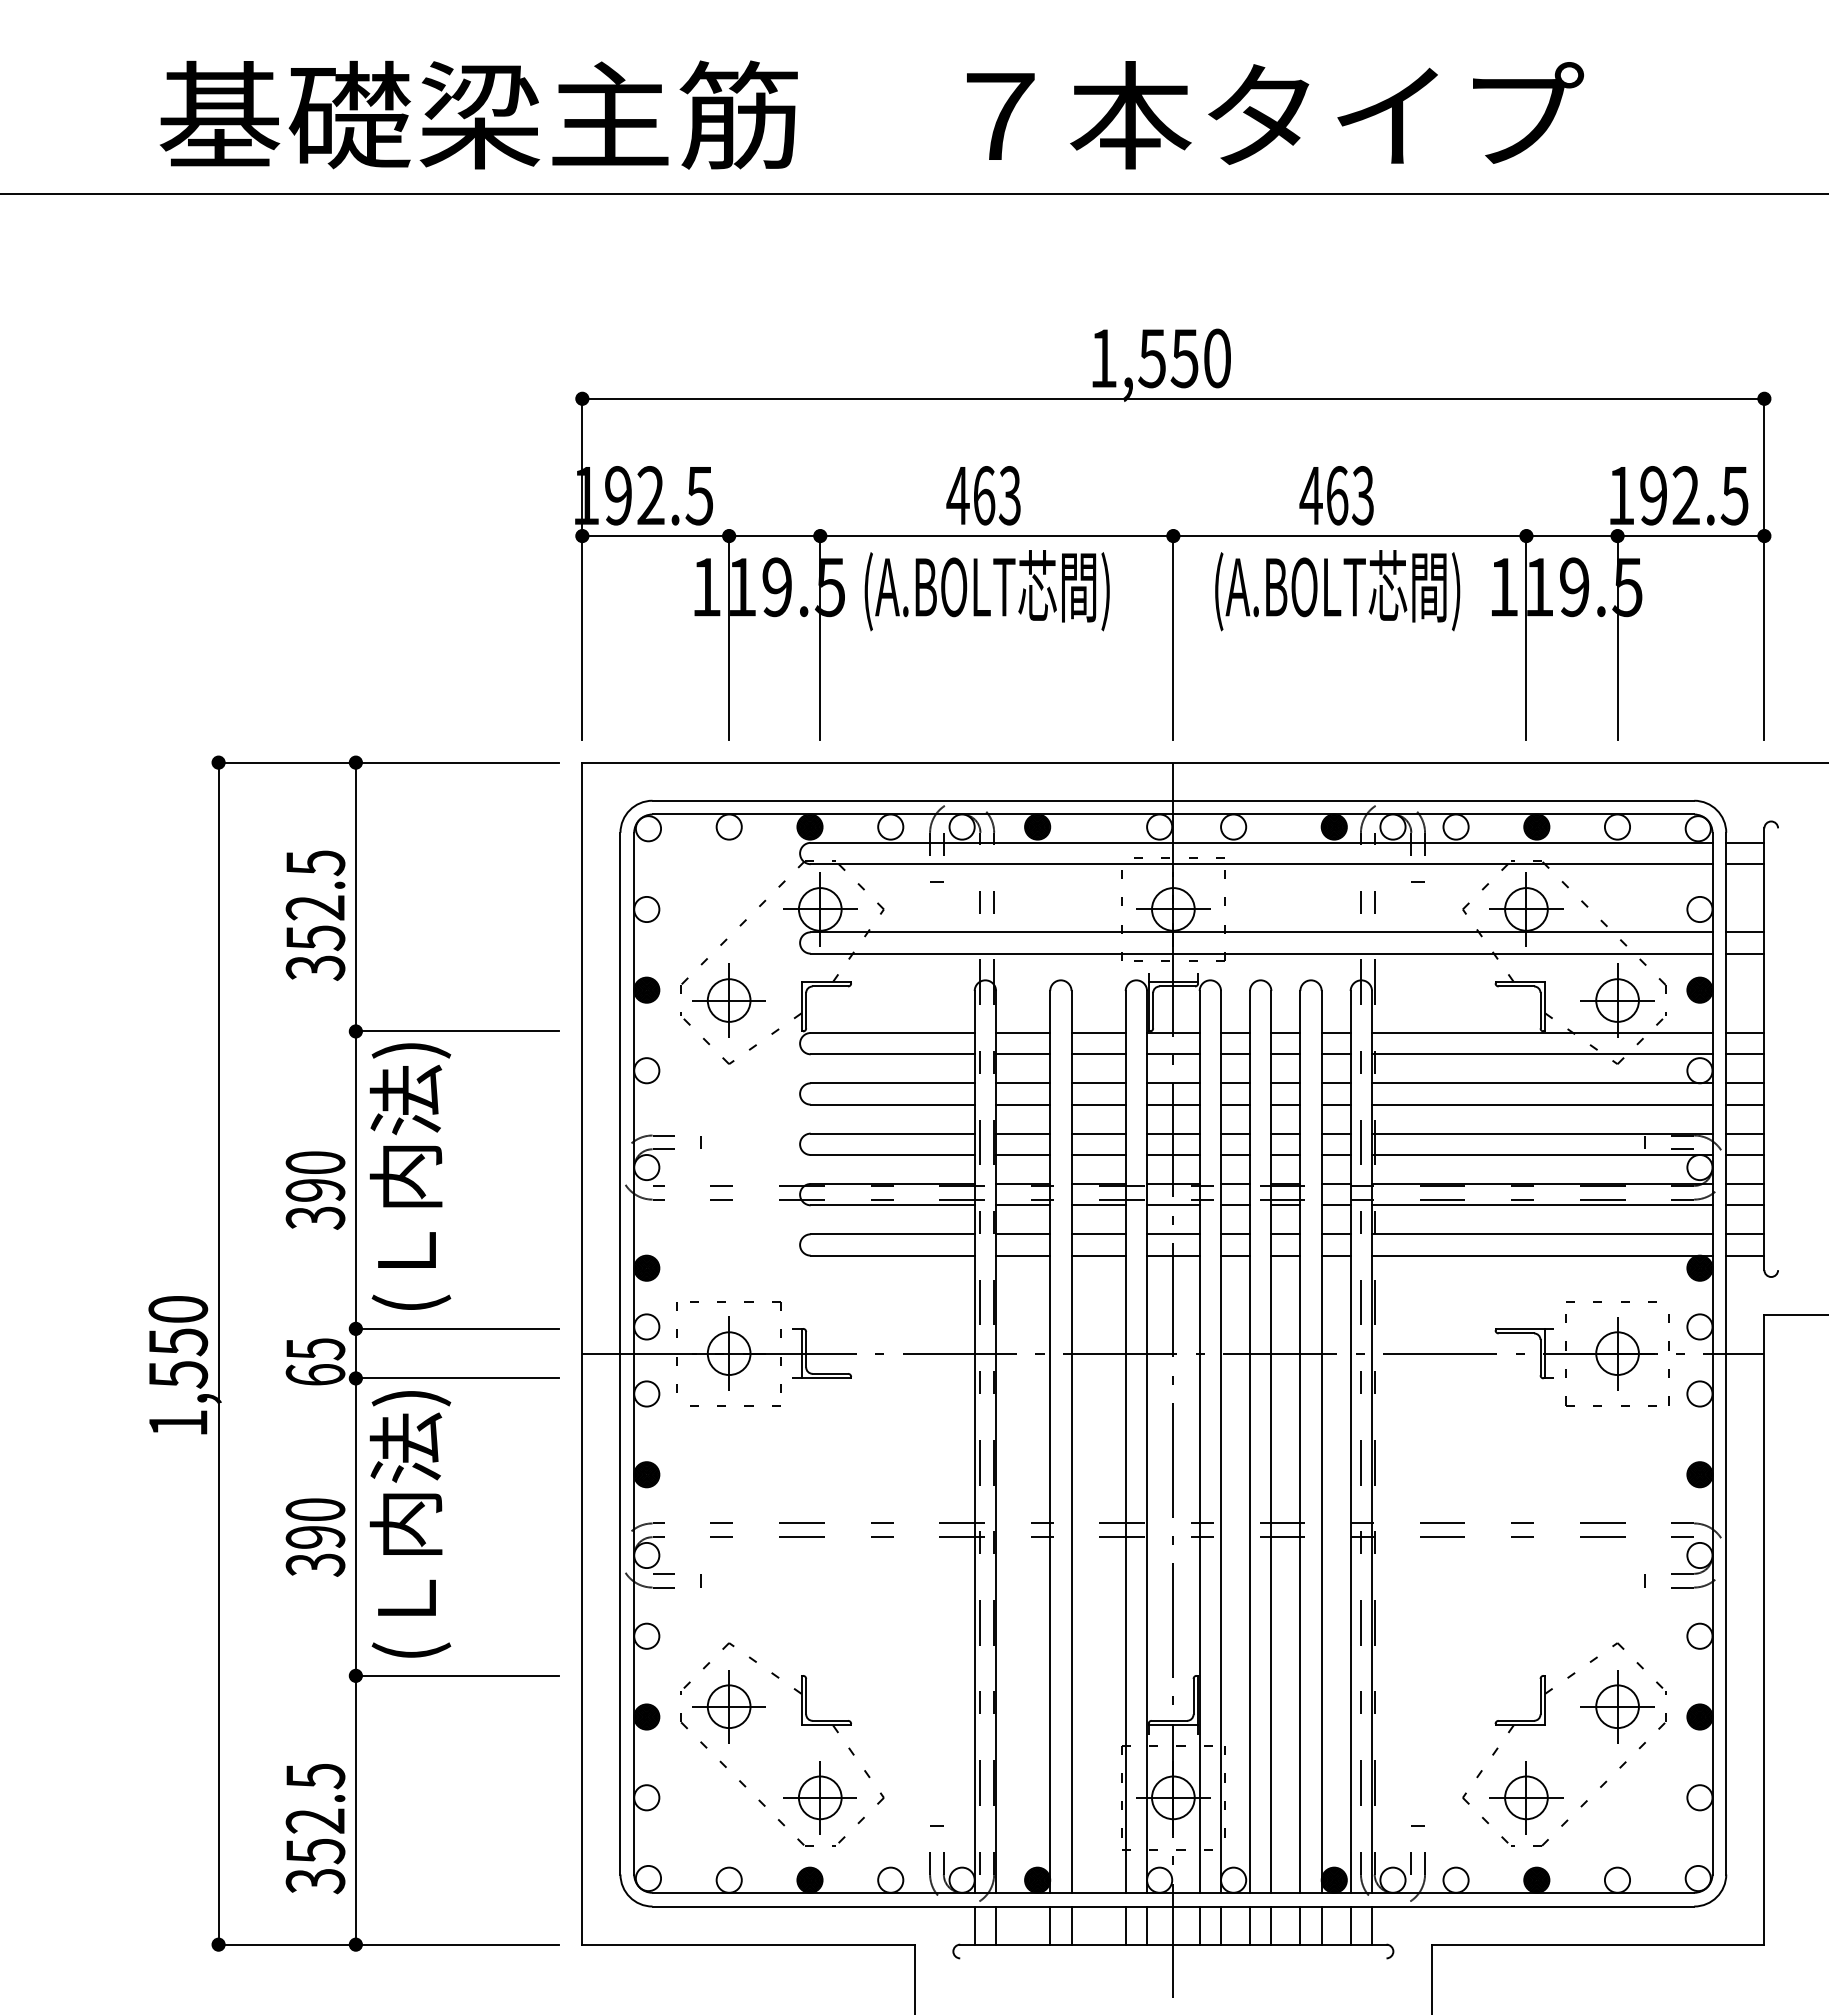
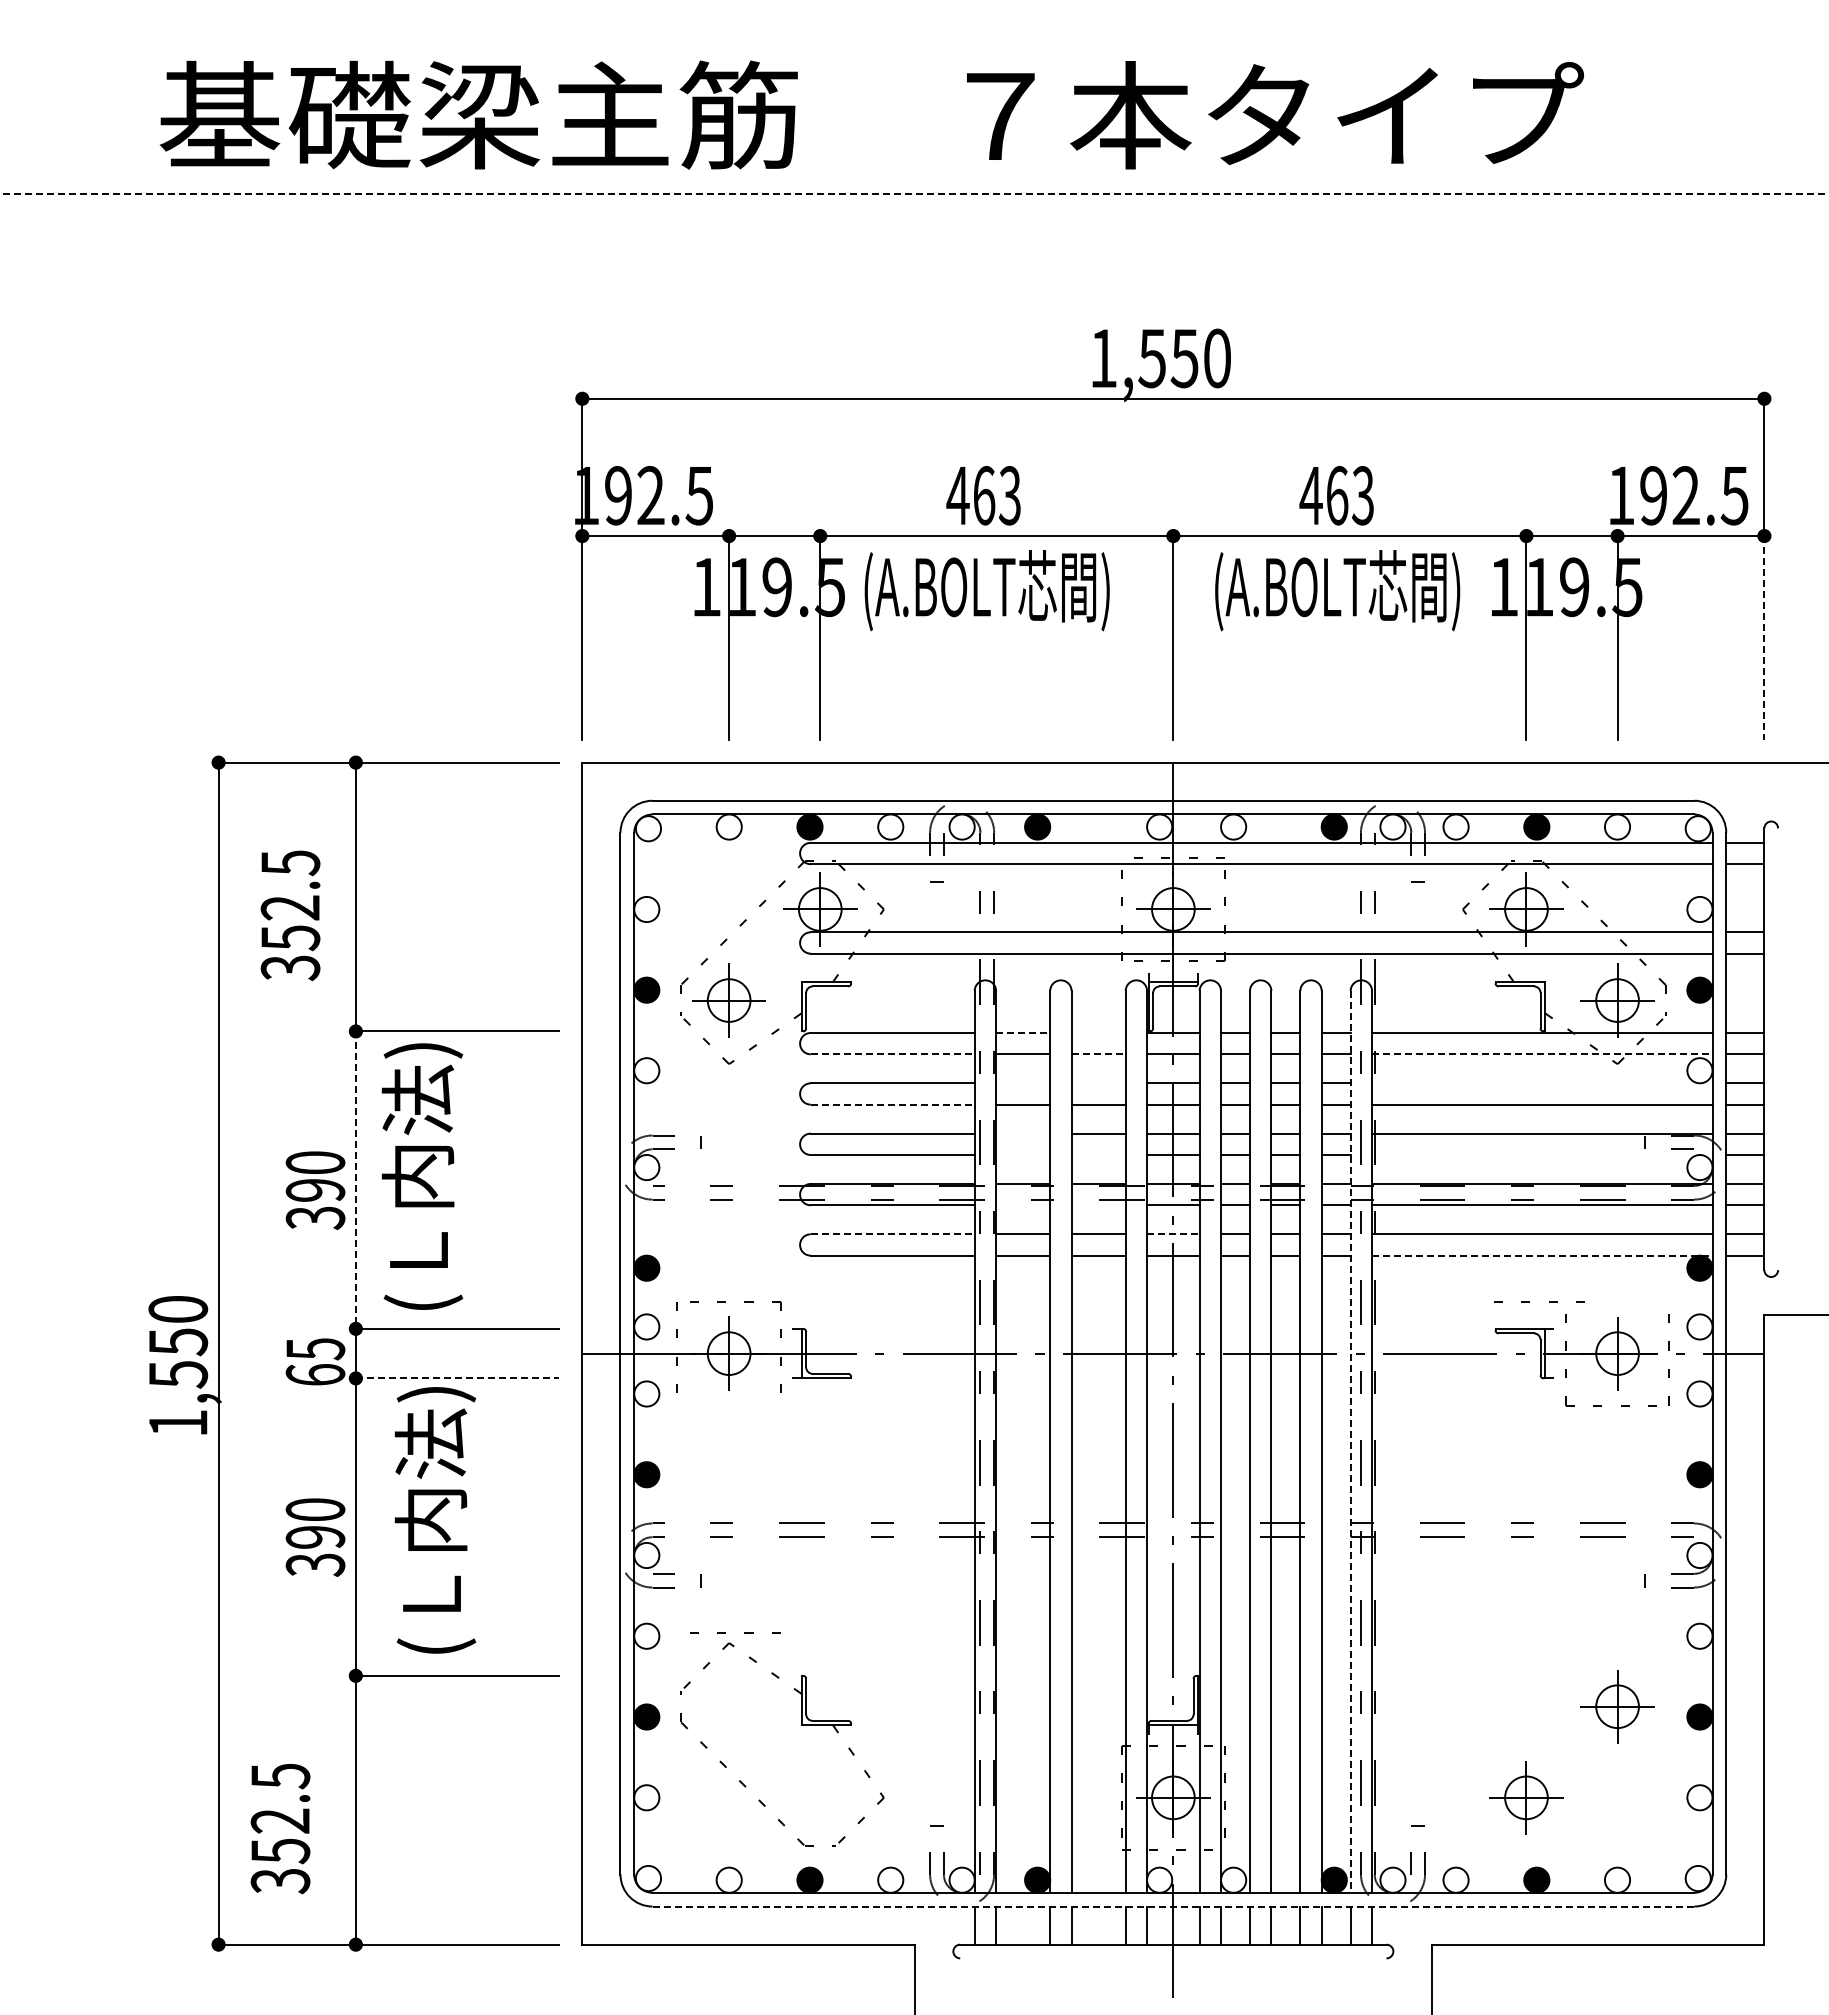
line: solid -> dashed (914, 194)
line: solid -> dashed (1764, 637)
text position: (315, 915) -> (290, 915) (290, 915)
line: solid -> dashed (1023, 1032)
line: present -> none (1098, 1032)
line: solid -> dashed (892, 1054)
line: solid -> dashed (1099, 1054)
line: solid -> dashed (1542, 1054)
line: present -> none (1023, 1083)
line: present -> none (1098, 1083)
line: present -> none (1542, 1083)
line: solid -> dashed (892, 1104)
line: present -> none (1023, 1133)
line: present -> none (1023, 1154)
line: present -> none (1098, 1154)
line: present -> none (1542, 1154)
text position: (410, 1176) -> (422, 1176) (422, 1176)
line: solid -> dashed (355, 1180)
line: present -> none (1023, 1205)
line: present -> none (1098, 1205)
line: solid -> dashed (892, 1234)
line: solid -> dashed (1173, 1234)
line: solid -> dashed (1542, 1255)
line position: (1601, 1301) -> (1529, 1301) (1529, 1301)
line: solid -> dashed (457, 1378)
line position: (744, 1405) -> (744, 1632) (744, 1632)
line: solid -> dashed (1350, 1441)
text position: (410, 1524) -> (435, 1520) (435, 1520)
part: present -> none (728, 1706)
part: present -> none (1545, 1725)
part: present -> none (819, 1797)
text position: (315, 1829) -> (280, 1829) (280, 1829)
line: solid -> dashed (1173, 1906)
